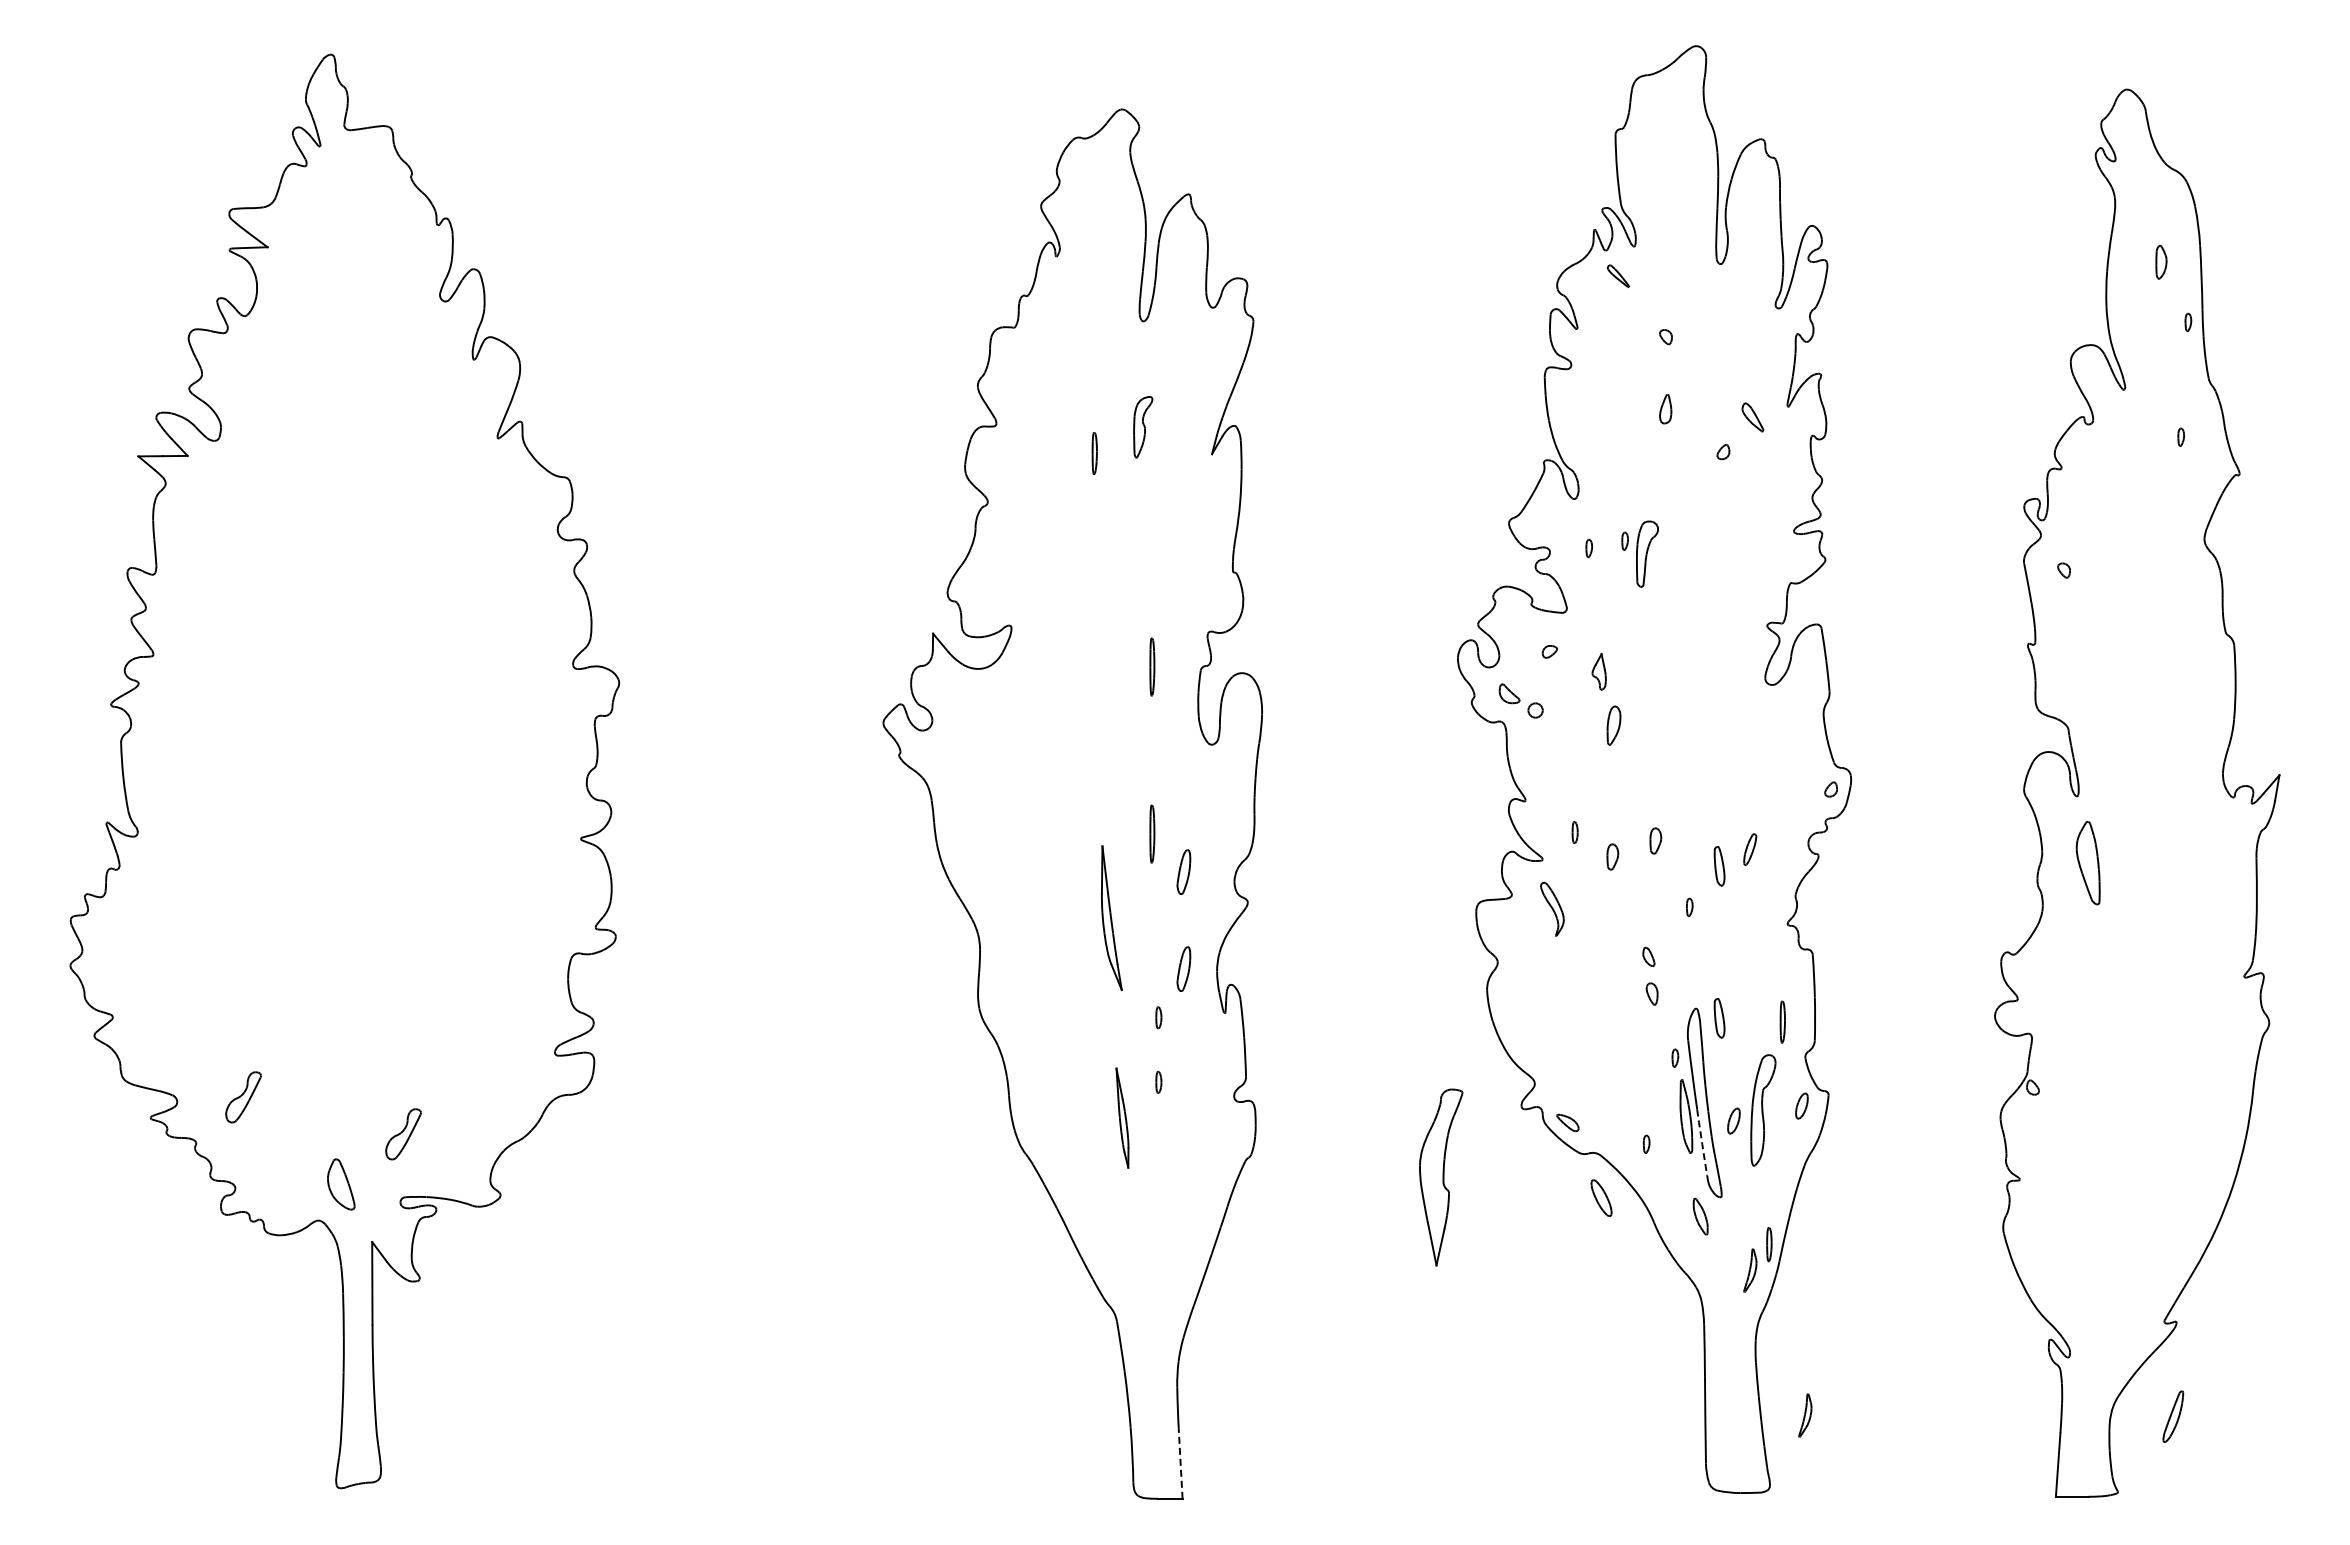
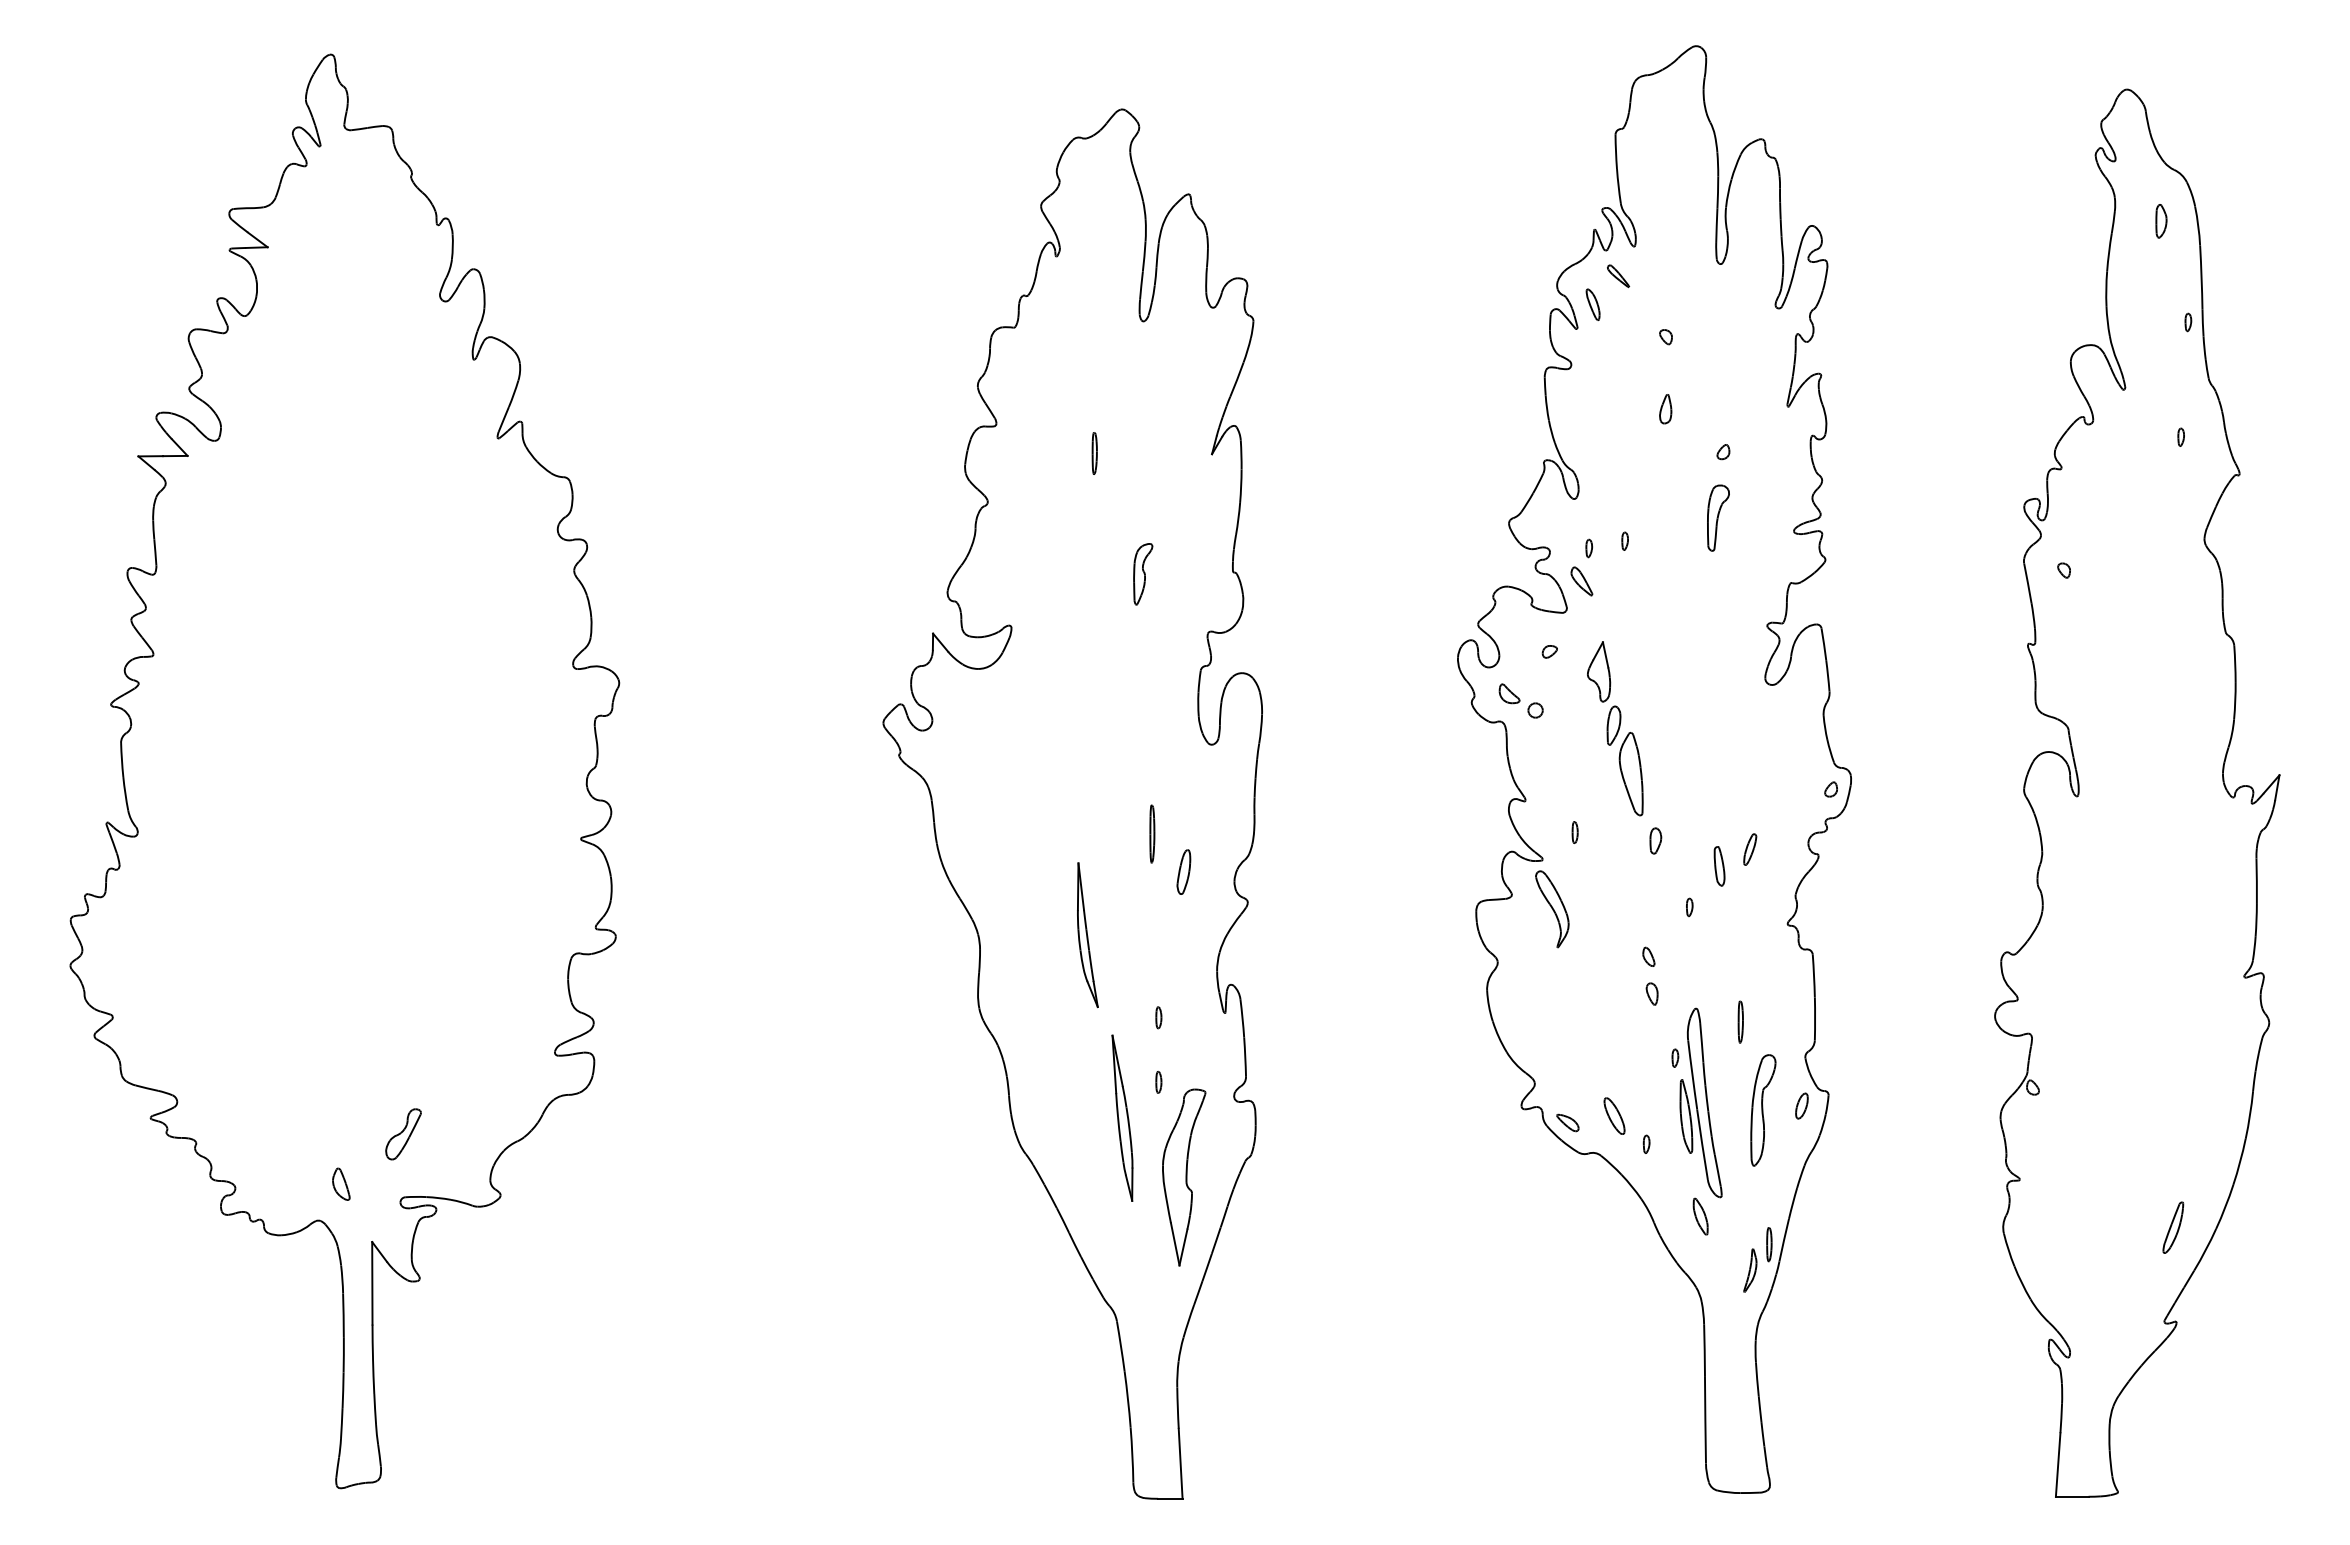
part position: (2161, 262) -> (2161, 221) (2161, 221)
part: none -> present (1592, 304)
part position: (1752, 417) -> (1581, 581) (1581, 581)
part position: (1143, 427) -> (1143, 574) (1143, 574)
part position: (1647, 553) -> (1718, 517) (1718, 517)
part: present -> none (1152, 666)
part size: 16x38 px -> 25x62 px (1599, 671)
part: present -> none (1612, 856)
part position: (2087, 863) -> (1630, 774) (1630, 774)
part size: 25x56 px -> 35x79 px (1552, 909)
part position: (1111, 918) -> (1087, 935) (1087, 935)
part: present -> none (1183, 968)
part: present -> none (1719, 1018)
part position: (1782, 1021) -> (1740, 1021) (1740, 1021)
part: present -> none (243, 1097)
part size: 15x102 px -> 23x168 px (1122, 1117)
part: present -> none (1733, 1120)
arc: dashed -> solid (1702, 1144)
part position: (1441, 1177) -> (1184, 1177) (1184, 1177)
part size: 29x53 px -> 19x34 px (341, 1183)
part position: (1601, 1197) -> (1614, 1115) (1614, 1115)
part: present -> none (1805, 1415)
part position: (2173, 1416) -> (2173, 1227) (2173, 1227)
line: dashed -> solid (1180, 1463)
